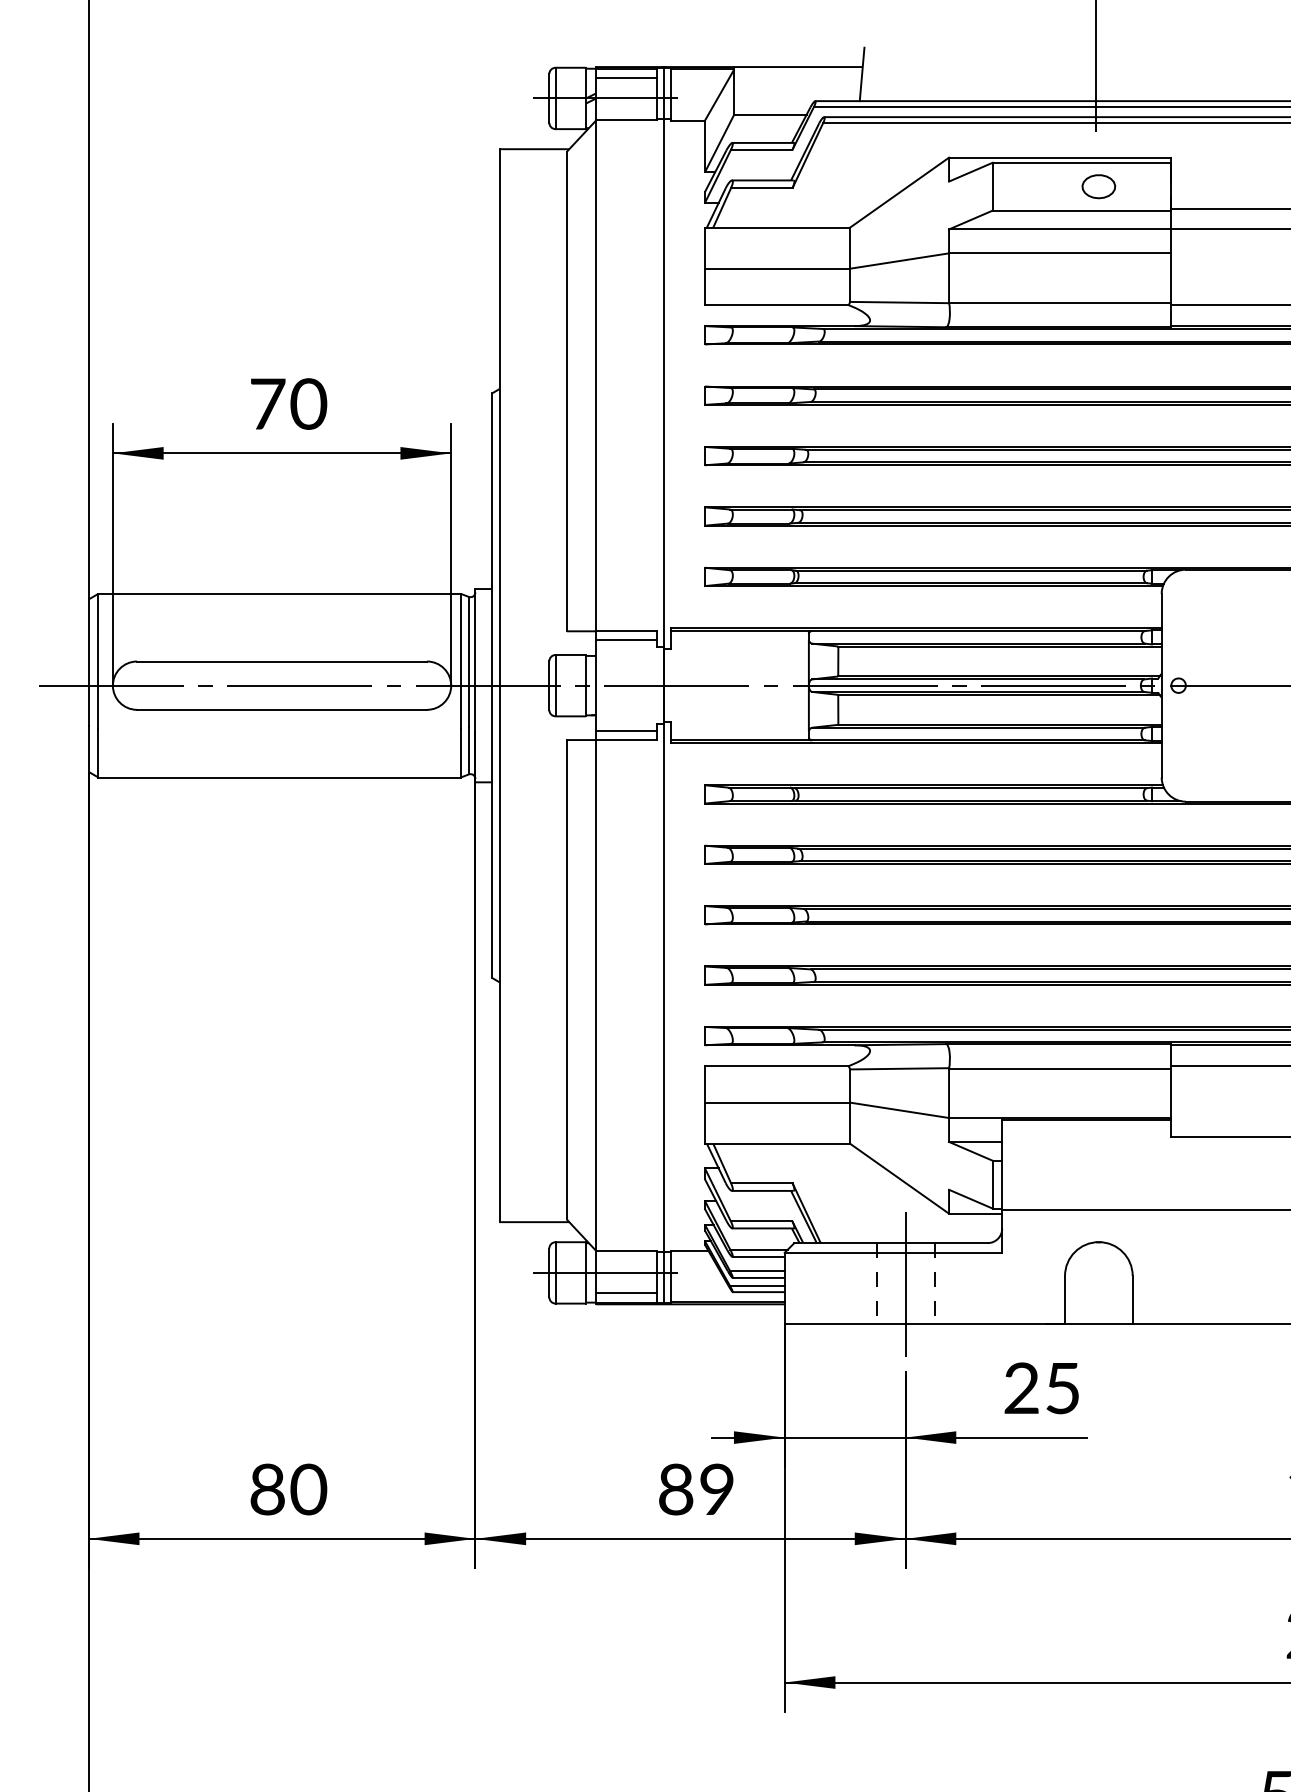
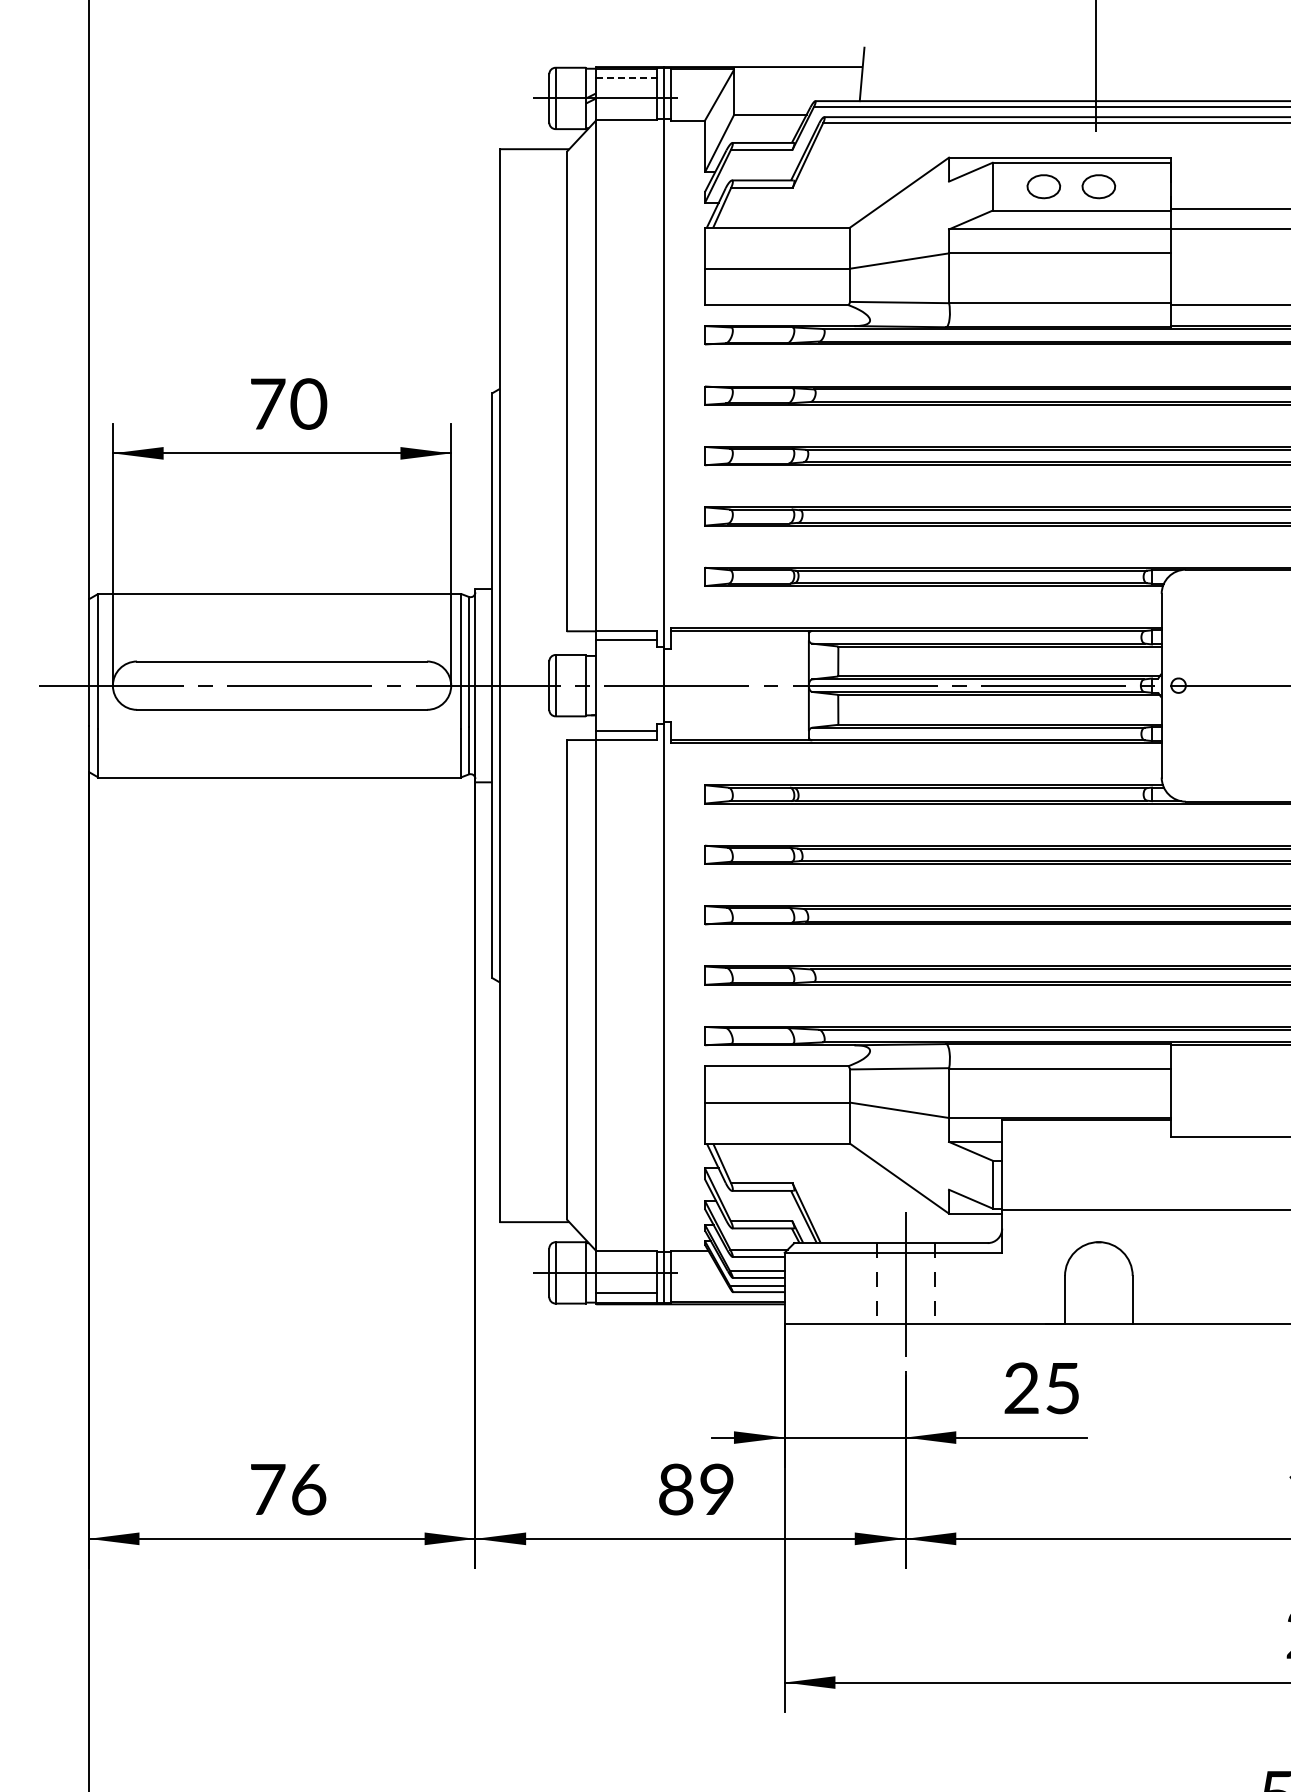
line: solid -> dashed (626, 78)
part: none -> present (1043, 186)
line: present -> none (1229, 1066)
text: 80 -> 76 (288, 1489)
